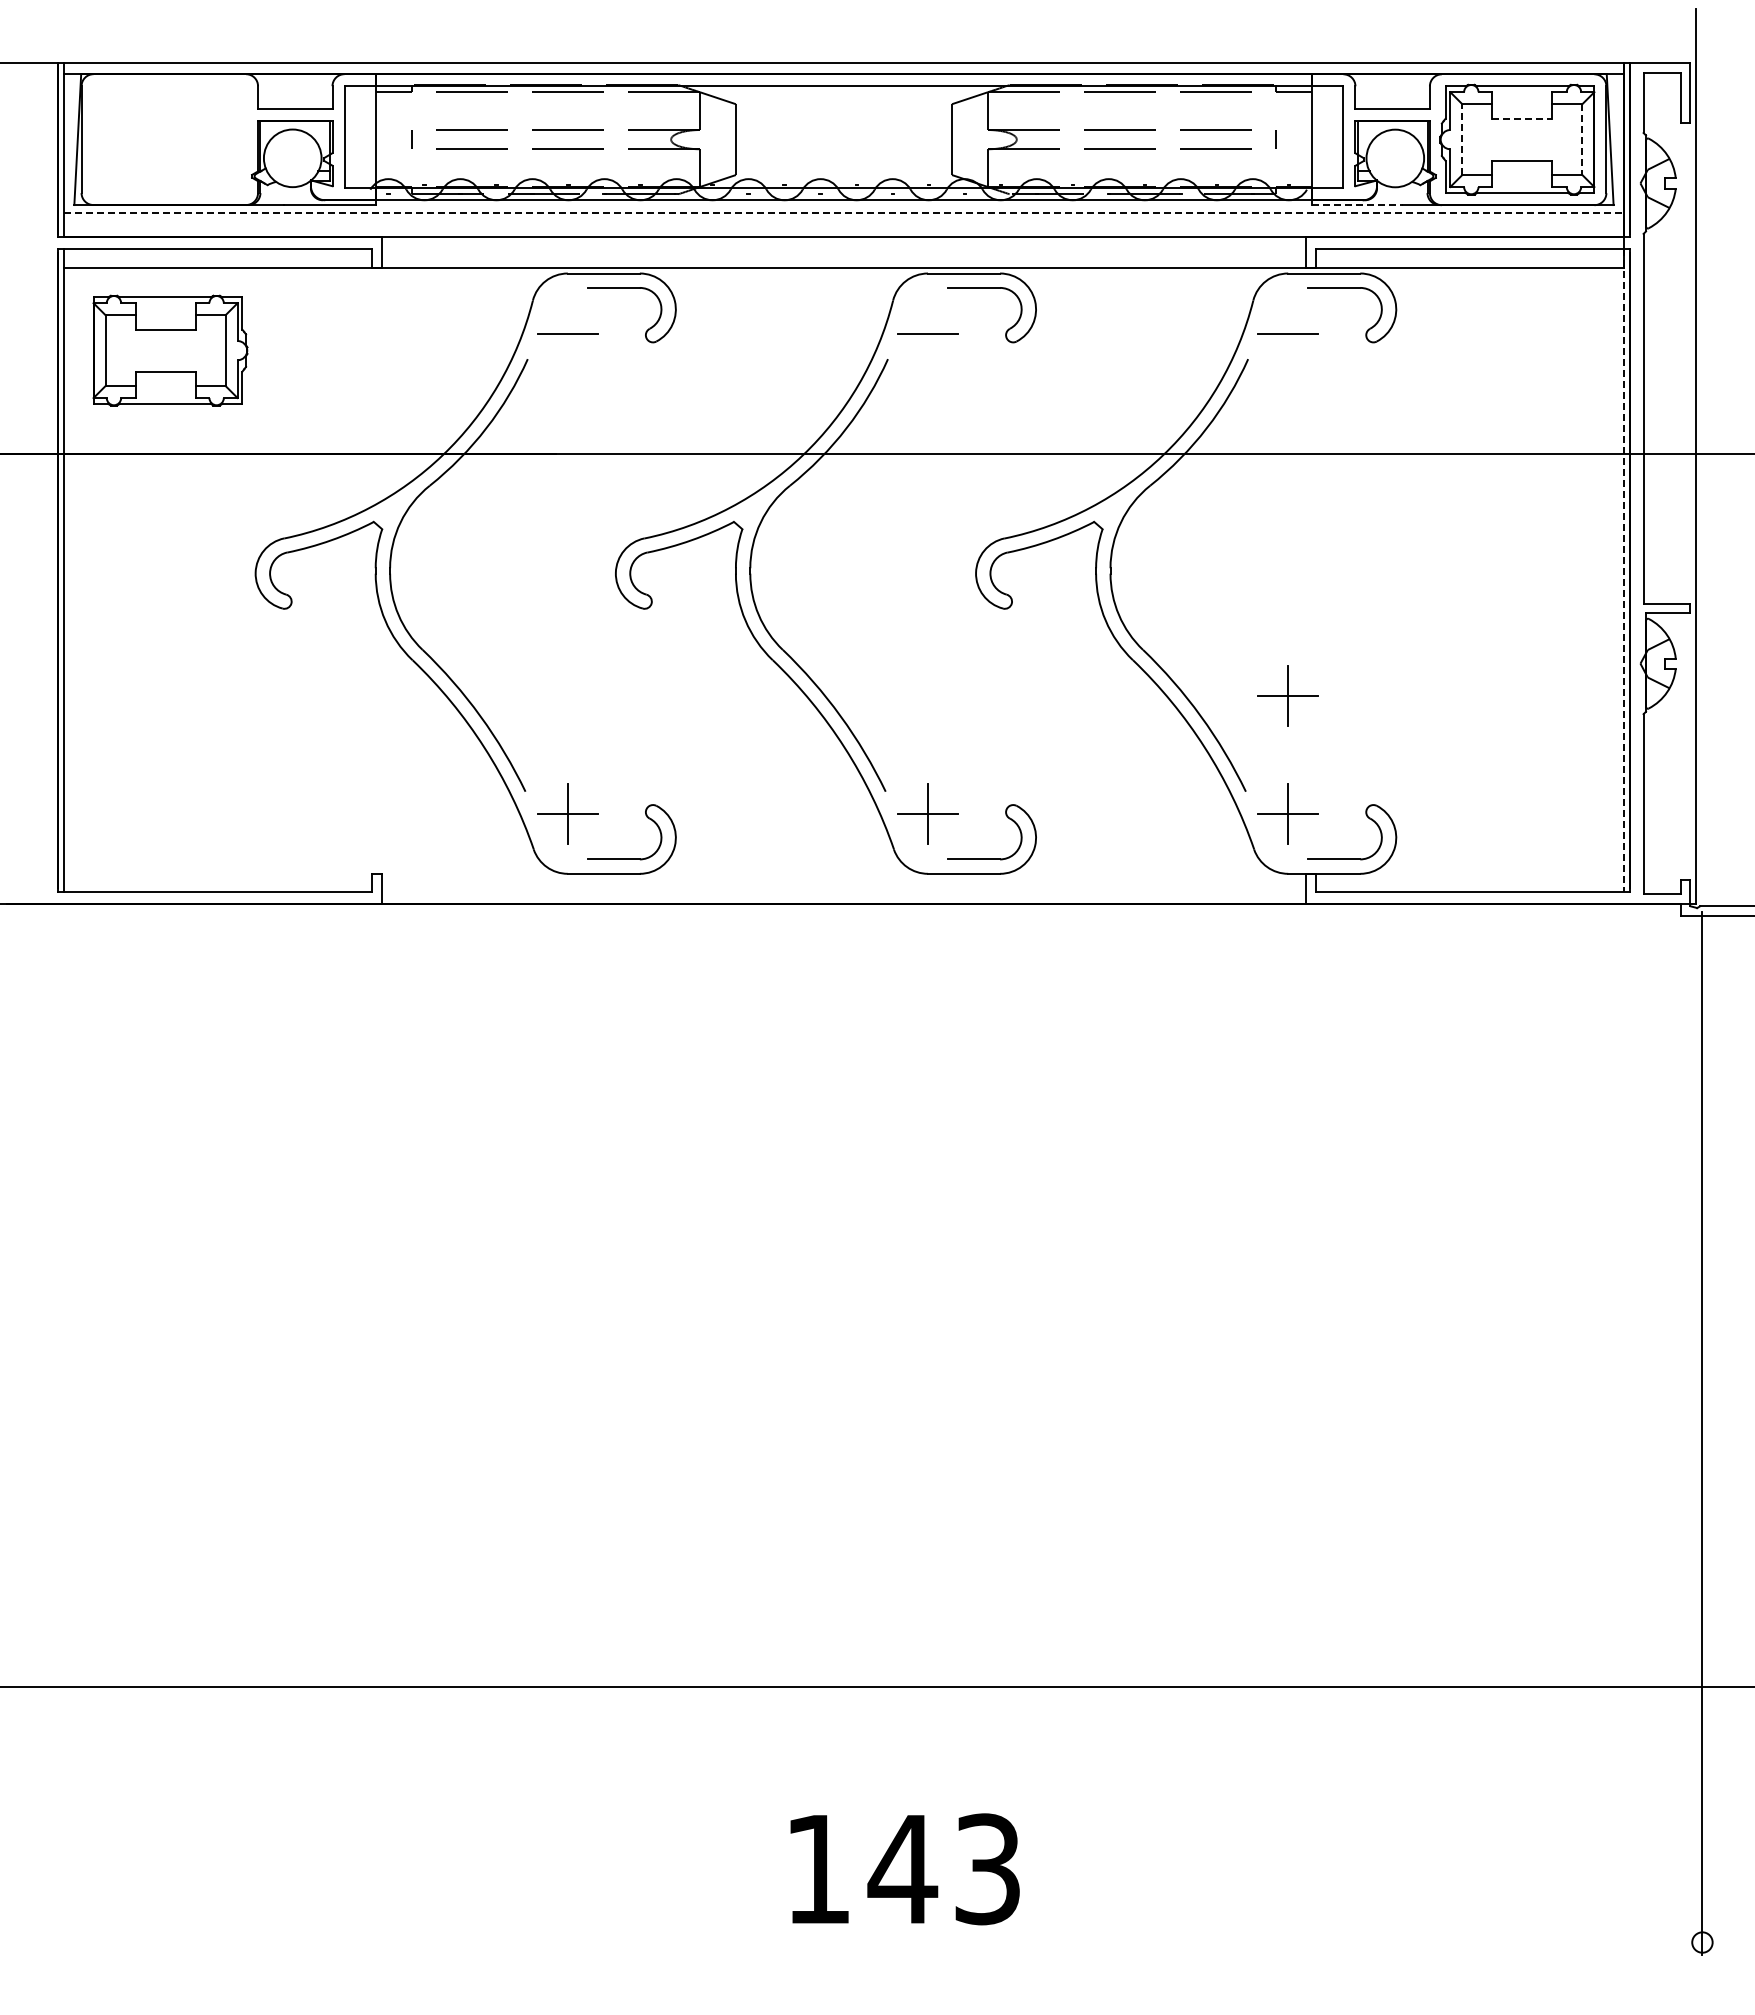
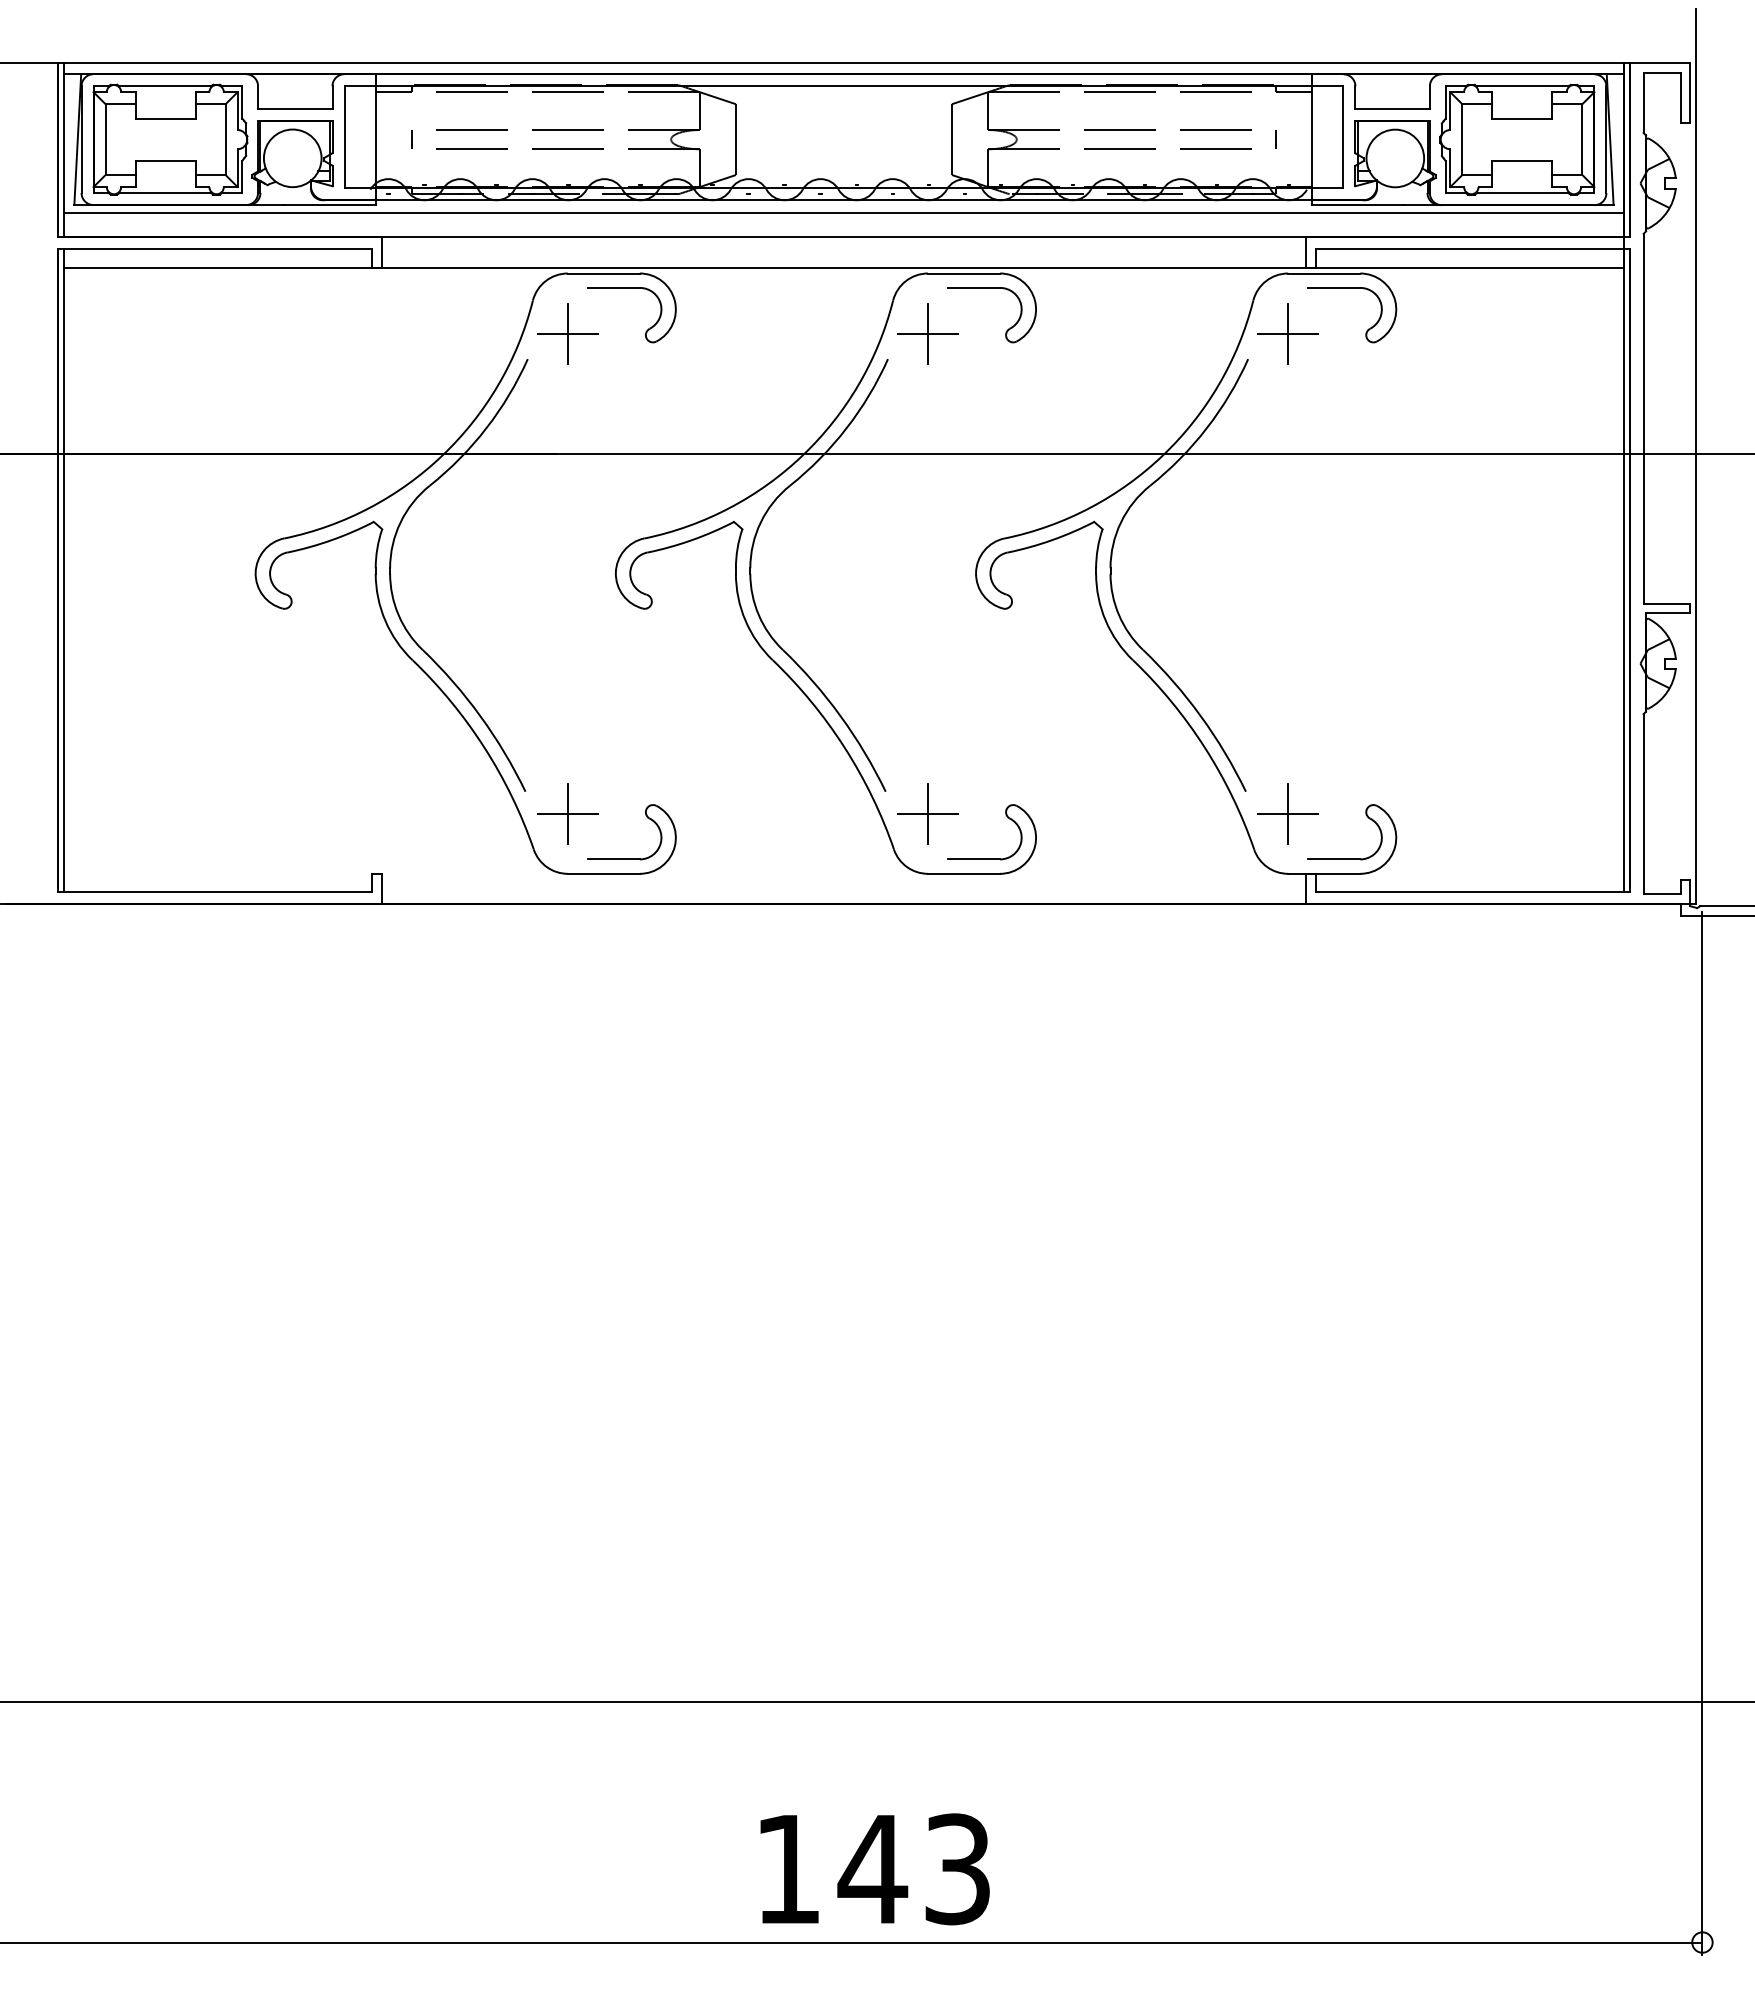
line: dashed -> solid (1522, 118)
line: dashed -> solid (1462, 139)
line: dashed -> solid (1582, 140)
line: dashed -> solid (1357, 205)
line: dashed -> solid (844, 213)
line: none -> present (567, 333)
line: none -> present (928, 333)
line: none -> present (1288, 333)
part position: (170, 350) -> (170, 139) (170, 139)
line: dashed -> solid (1624, 571)
part: present -> none (1287, 695)
line position: (876, 1687) -> (876, 1702) (876, 1702)
text position: (904, 1869) -> (874, 1869) (874, 1869)
line: none -> present (852, 1942)
